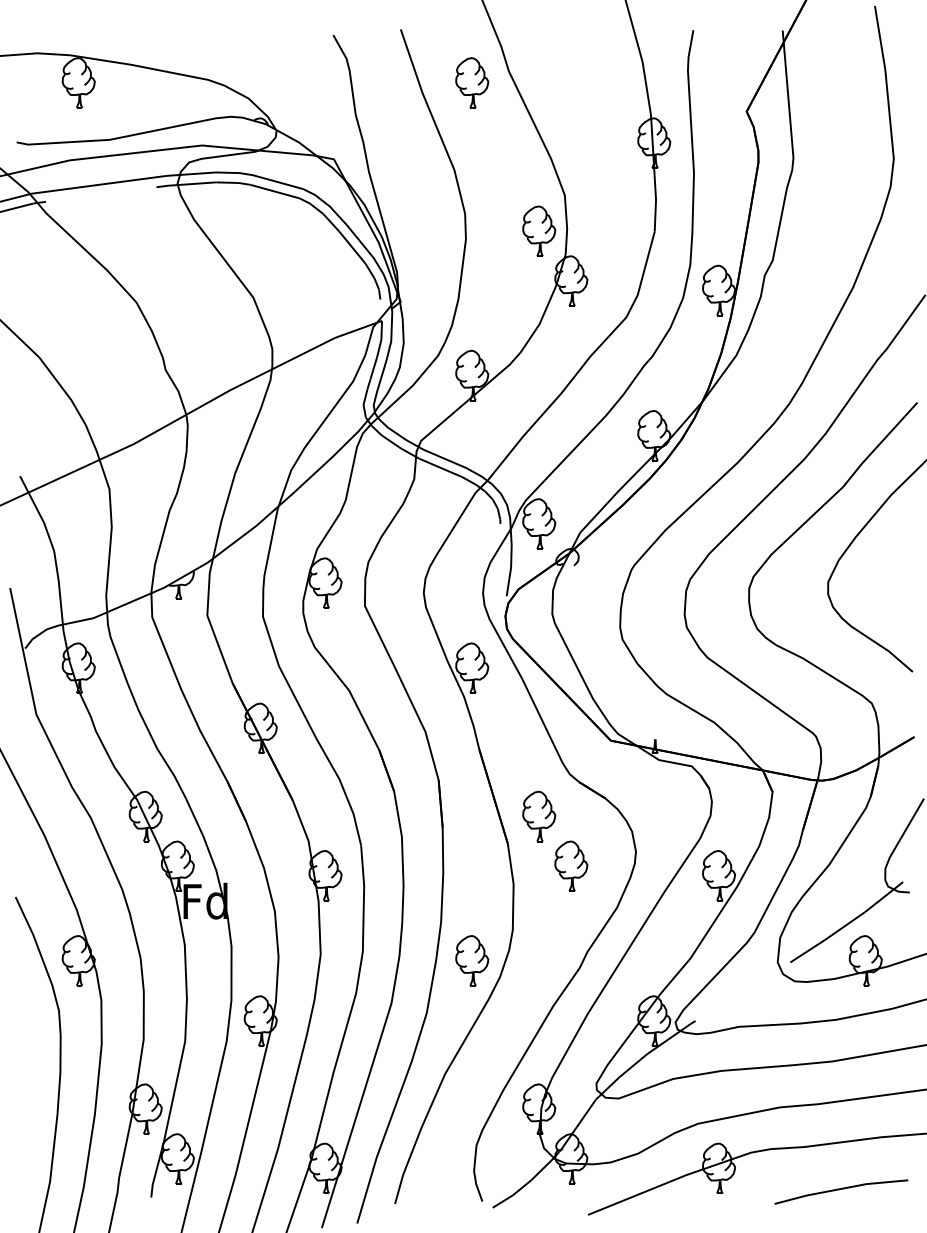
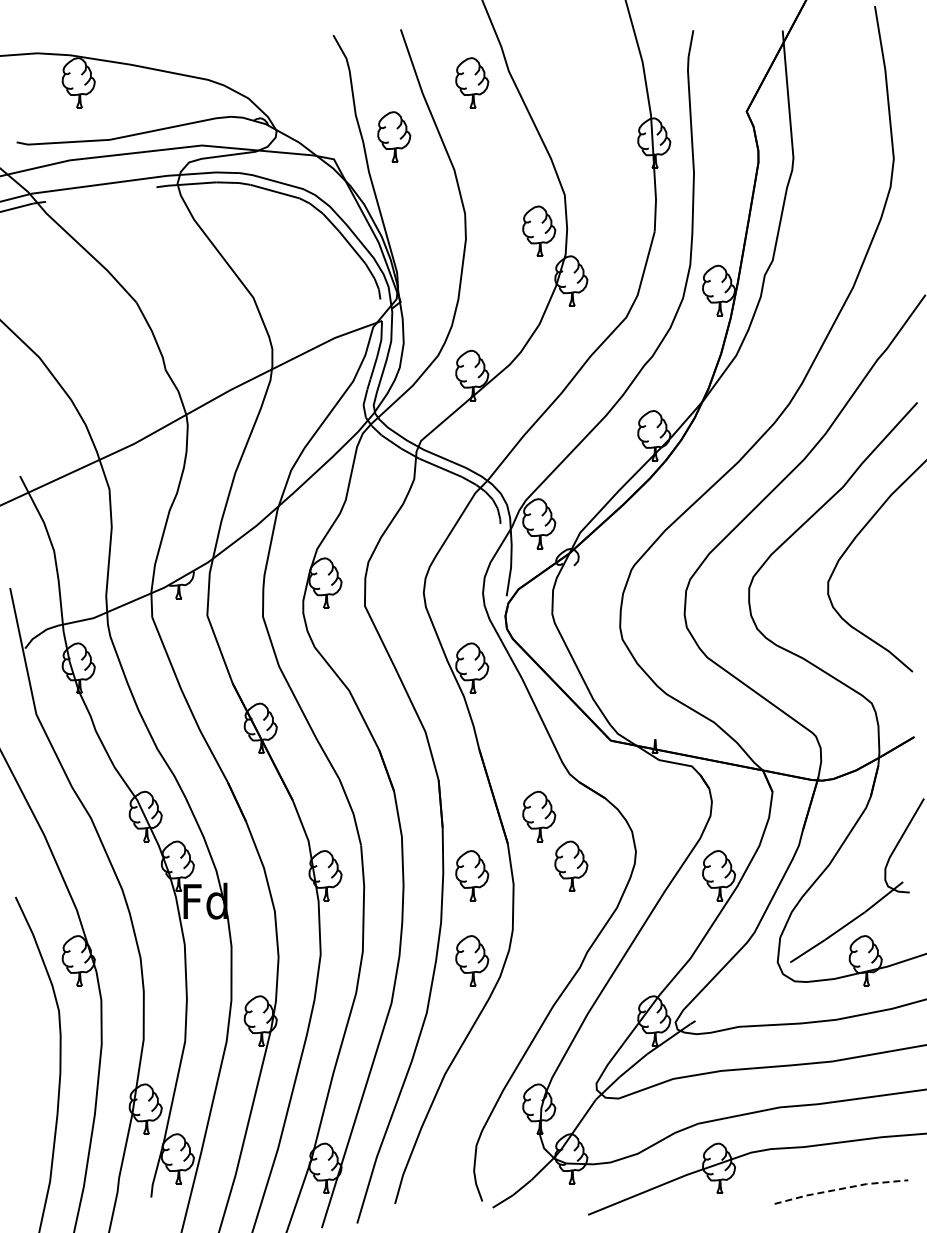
part: none -> present (394, 136)
part: none -> present (472, 875)
line: solid -> dashed (841, 1188)
